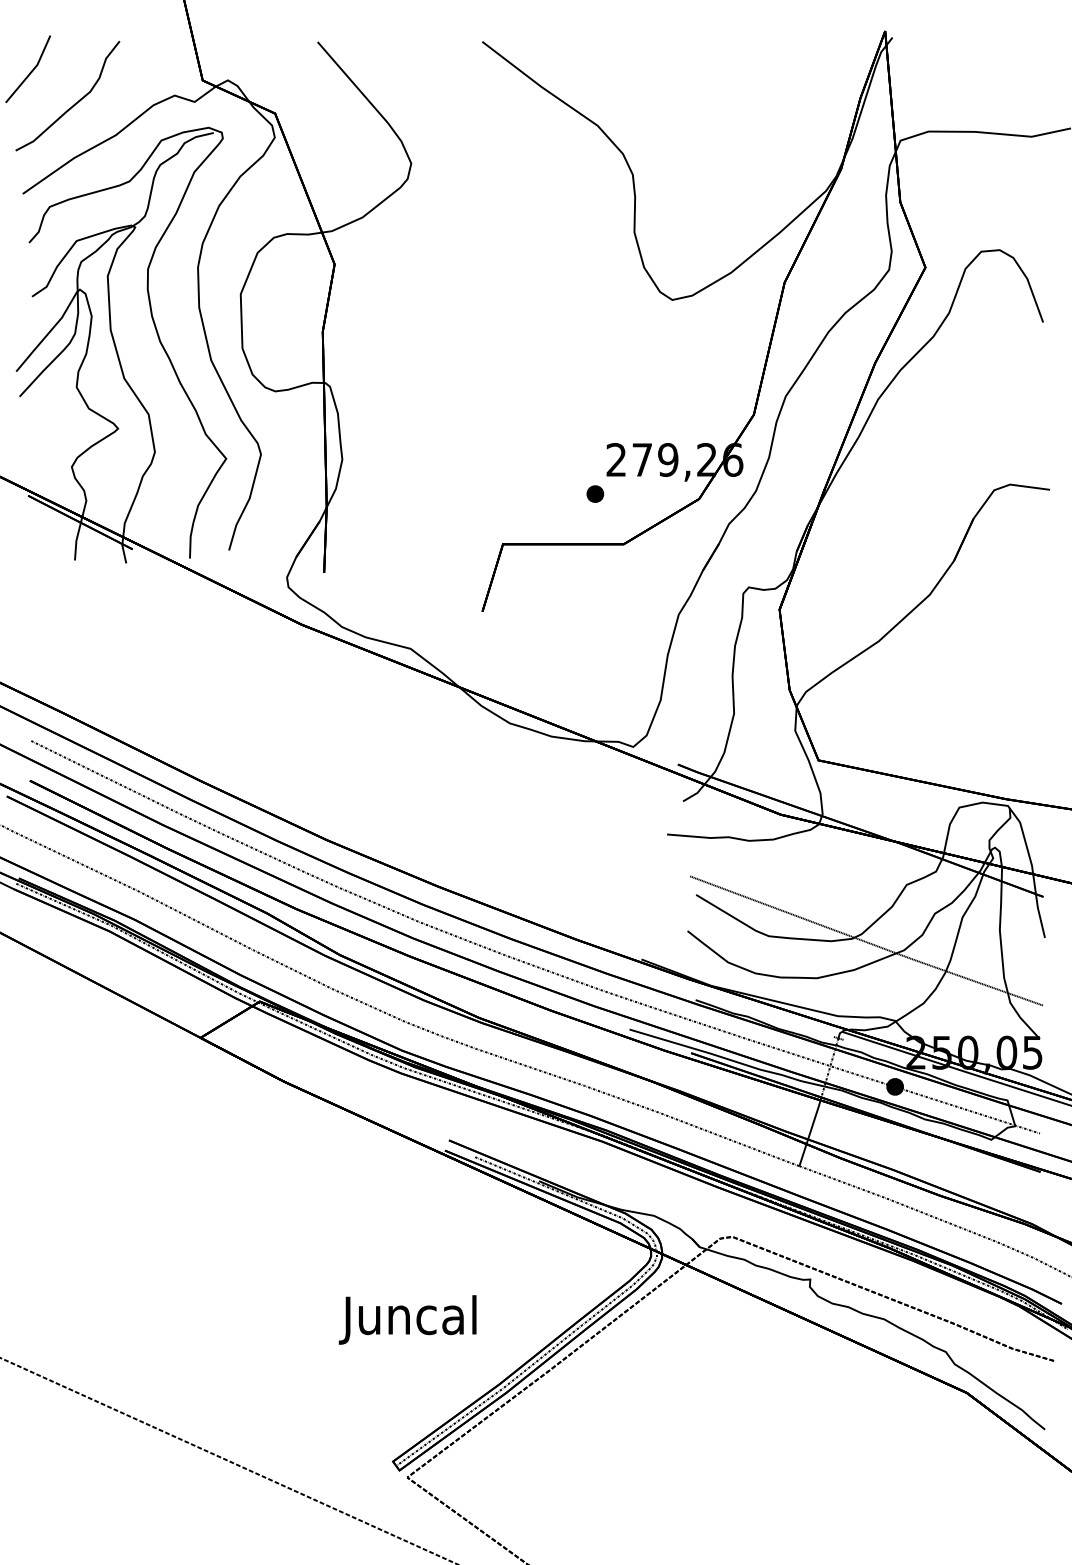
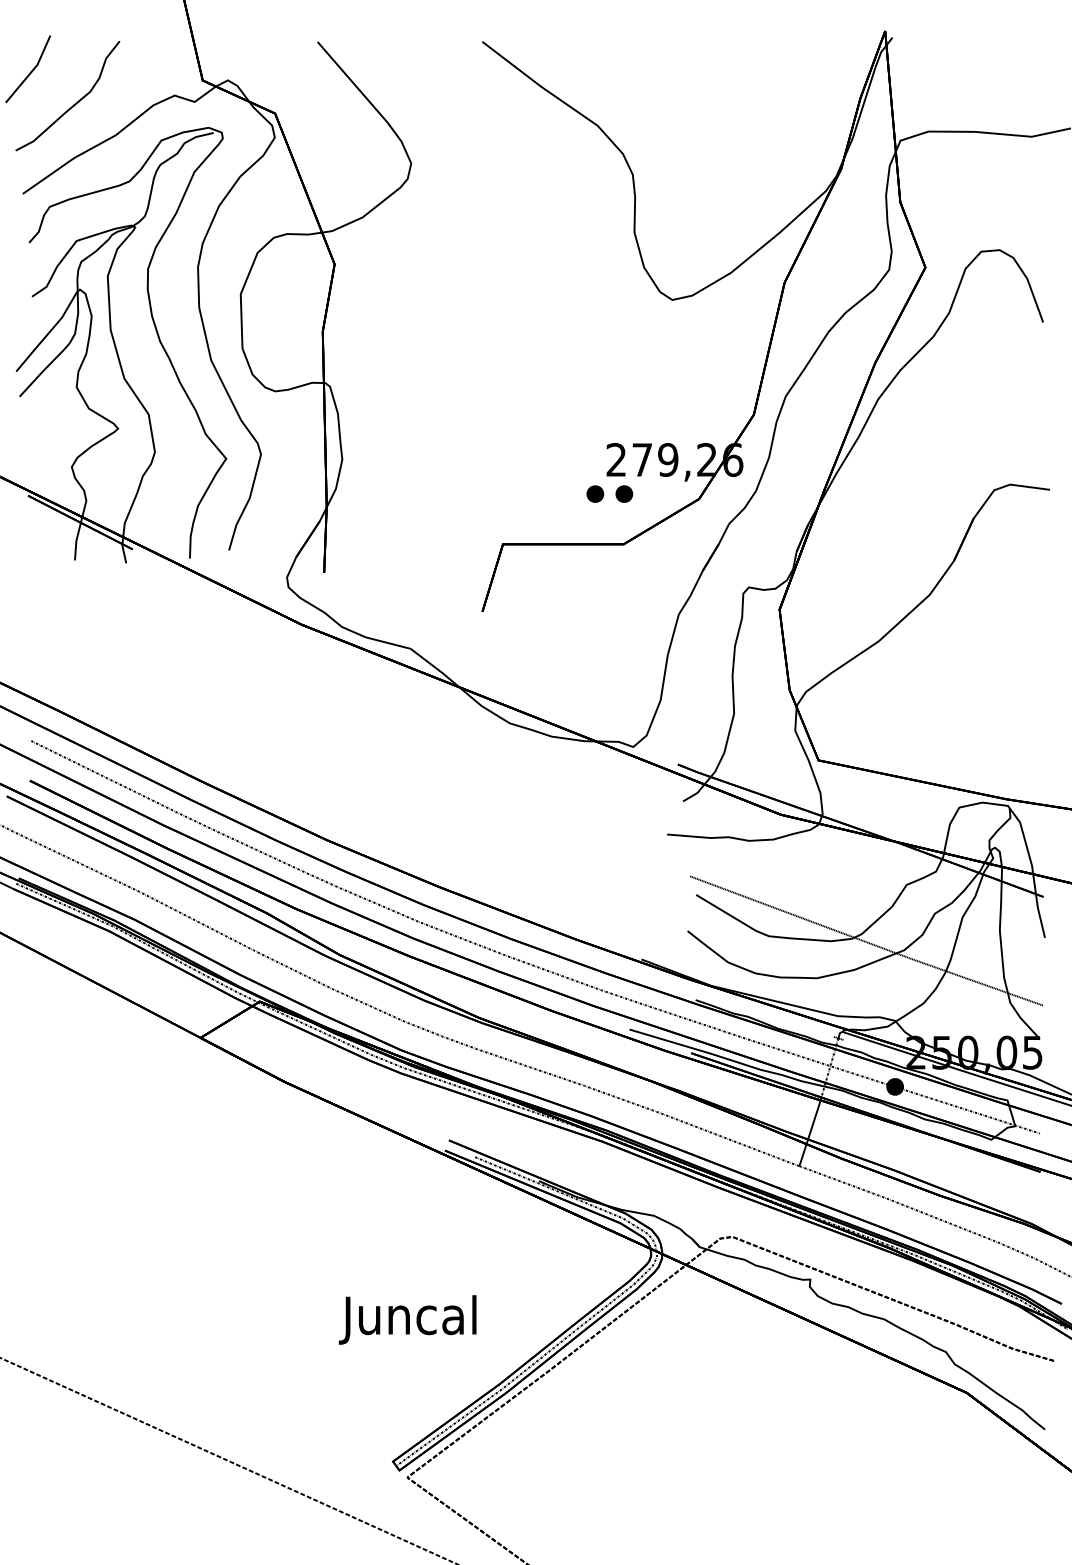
part: none -> present (624, 493)
